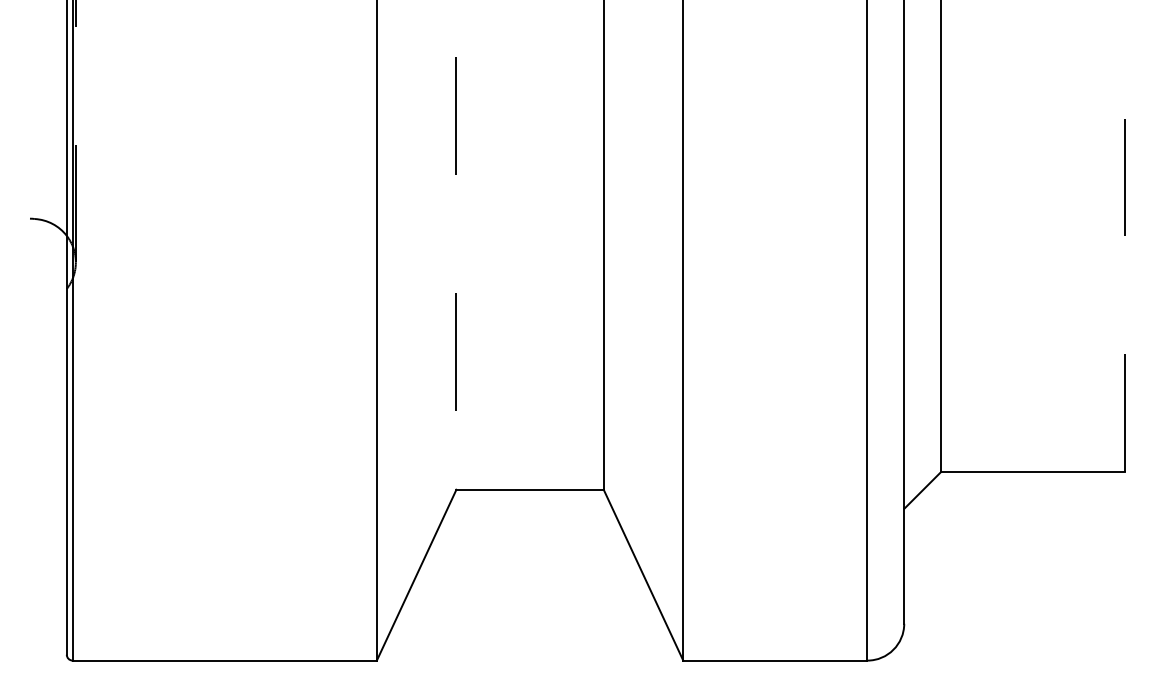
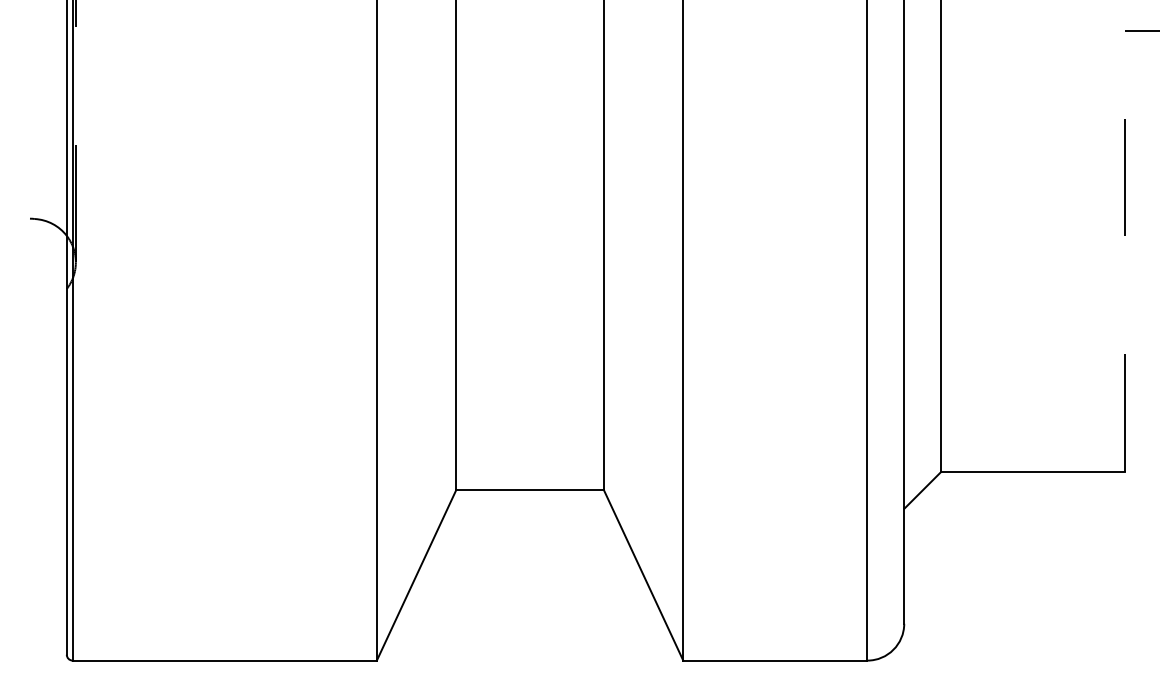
line: none -> present (1140, 31)
line: dashed -> solid (456, 245)
